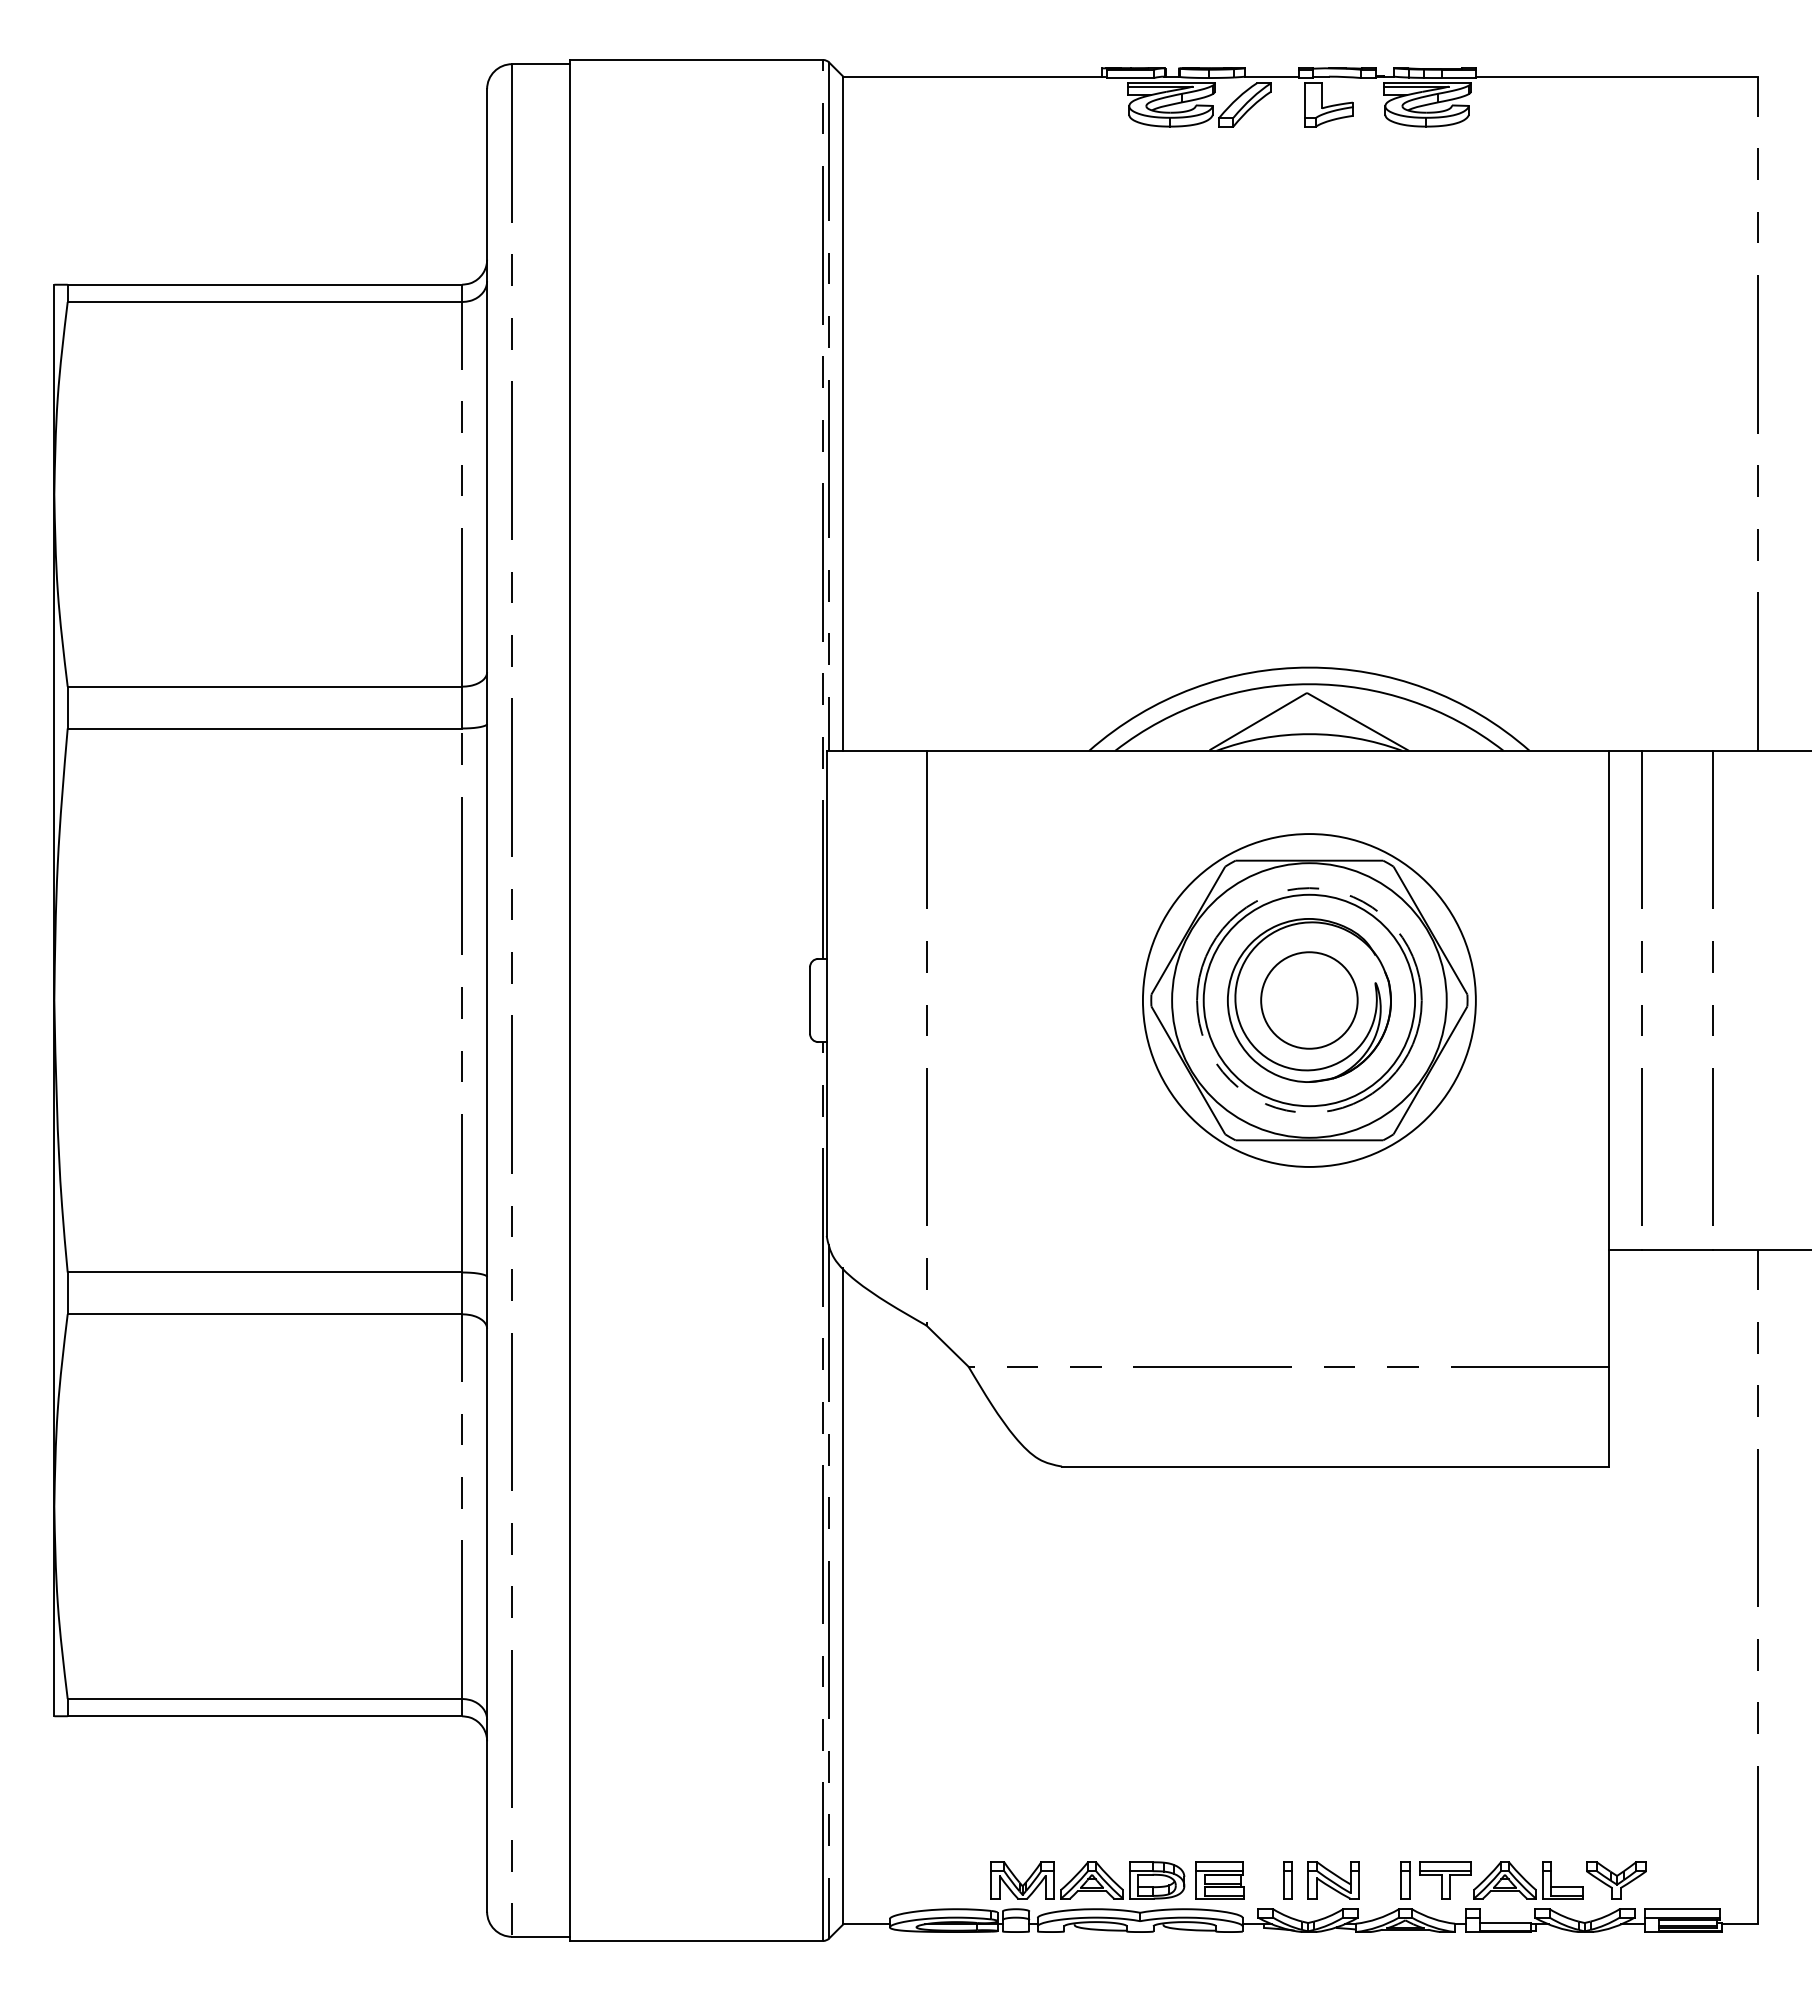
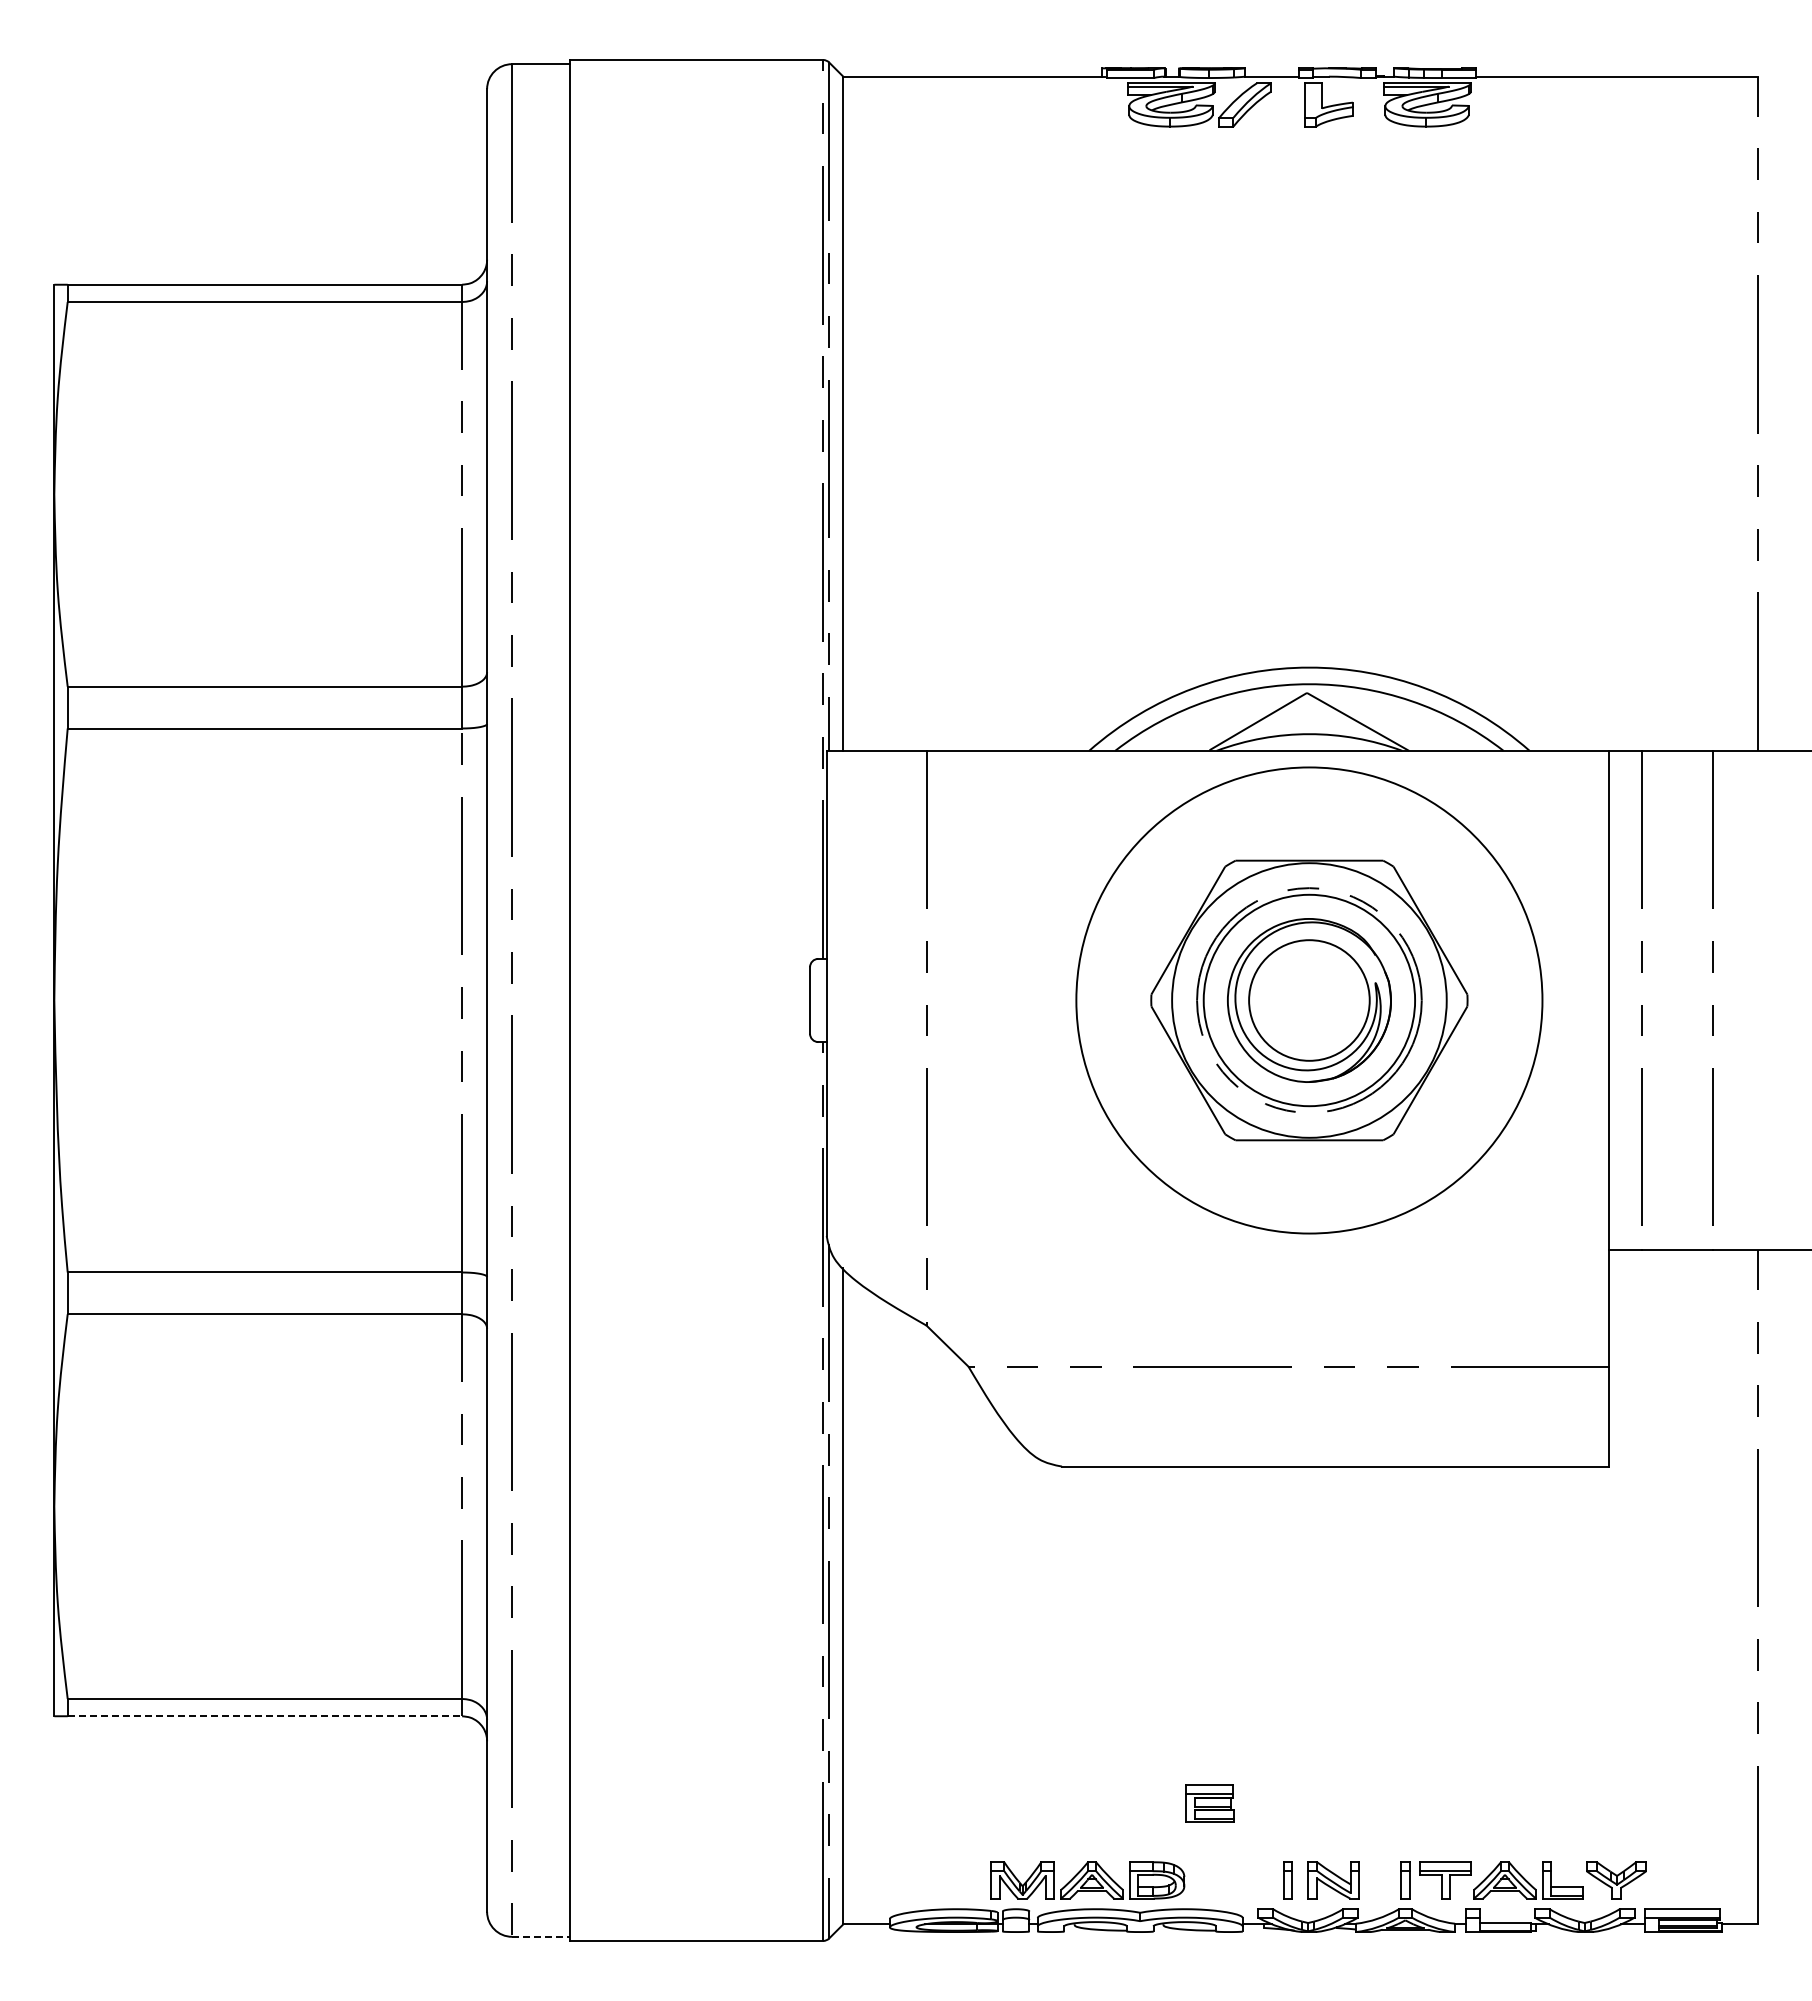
circle diameter: 333 px -> 466 px (1309, 1000)
circle diameter: 97 px -> 121 px (1309, 1000)
line: solid -> dashed (265, 1716)
part position: (1219, 1880) -> (1209, 1803) (1209, 1803)
line: solid -> dashed (541, 1936)
